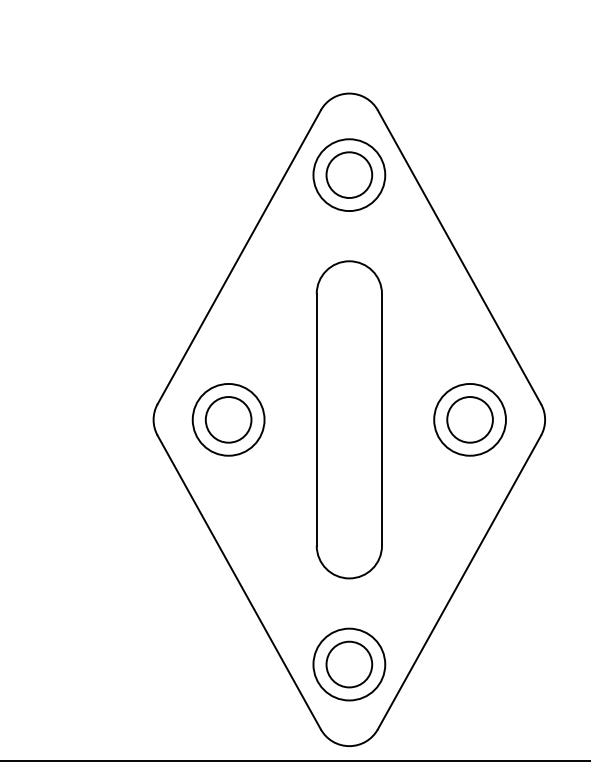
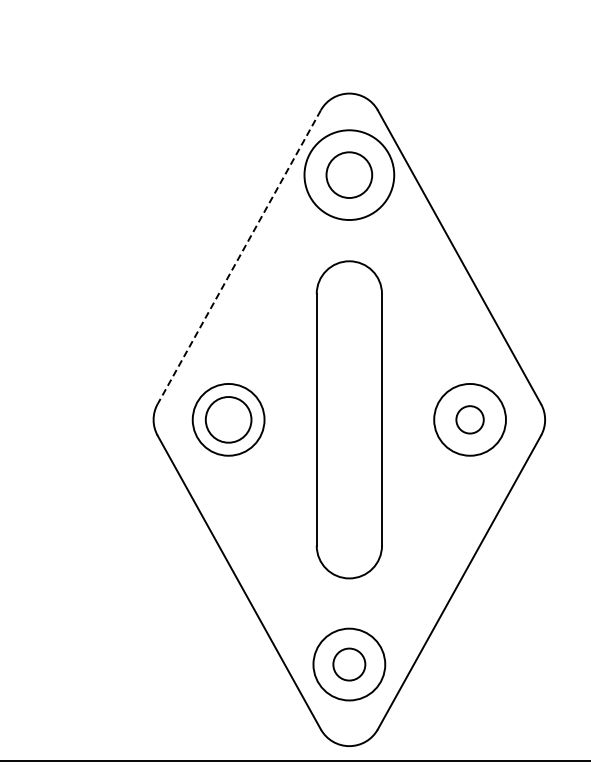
circle diameter: 72 px -> 90 px (349, 175)
line: solid -> dashed (239, 257)
circle diameter: 46 px -> 27 px (469, 419)
circle diameter: 46 px -> 32 px (349, 664)
